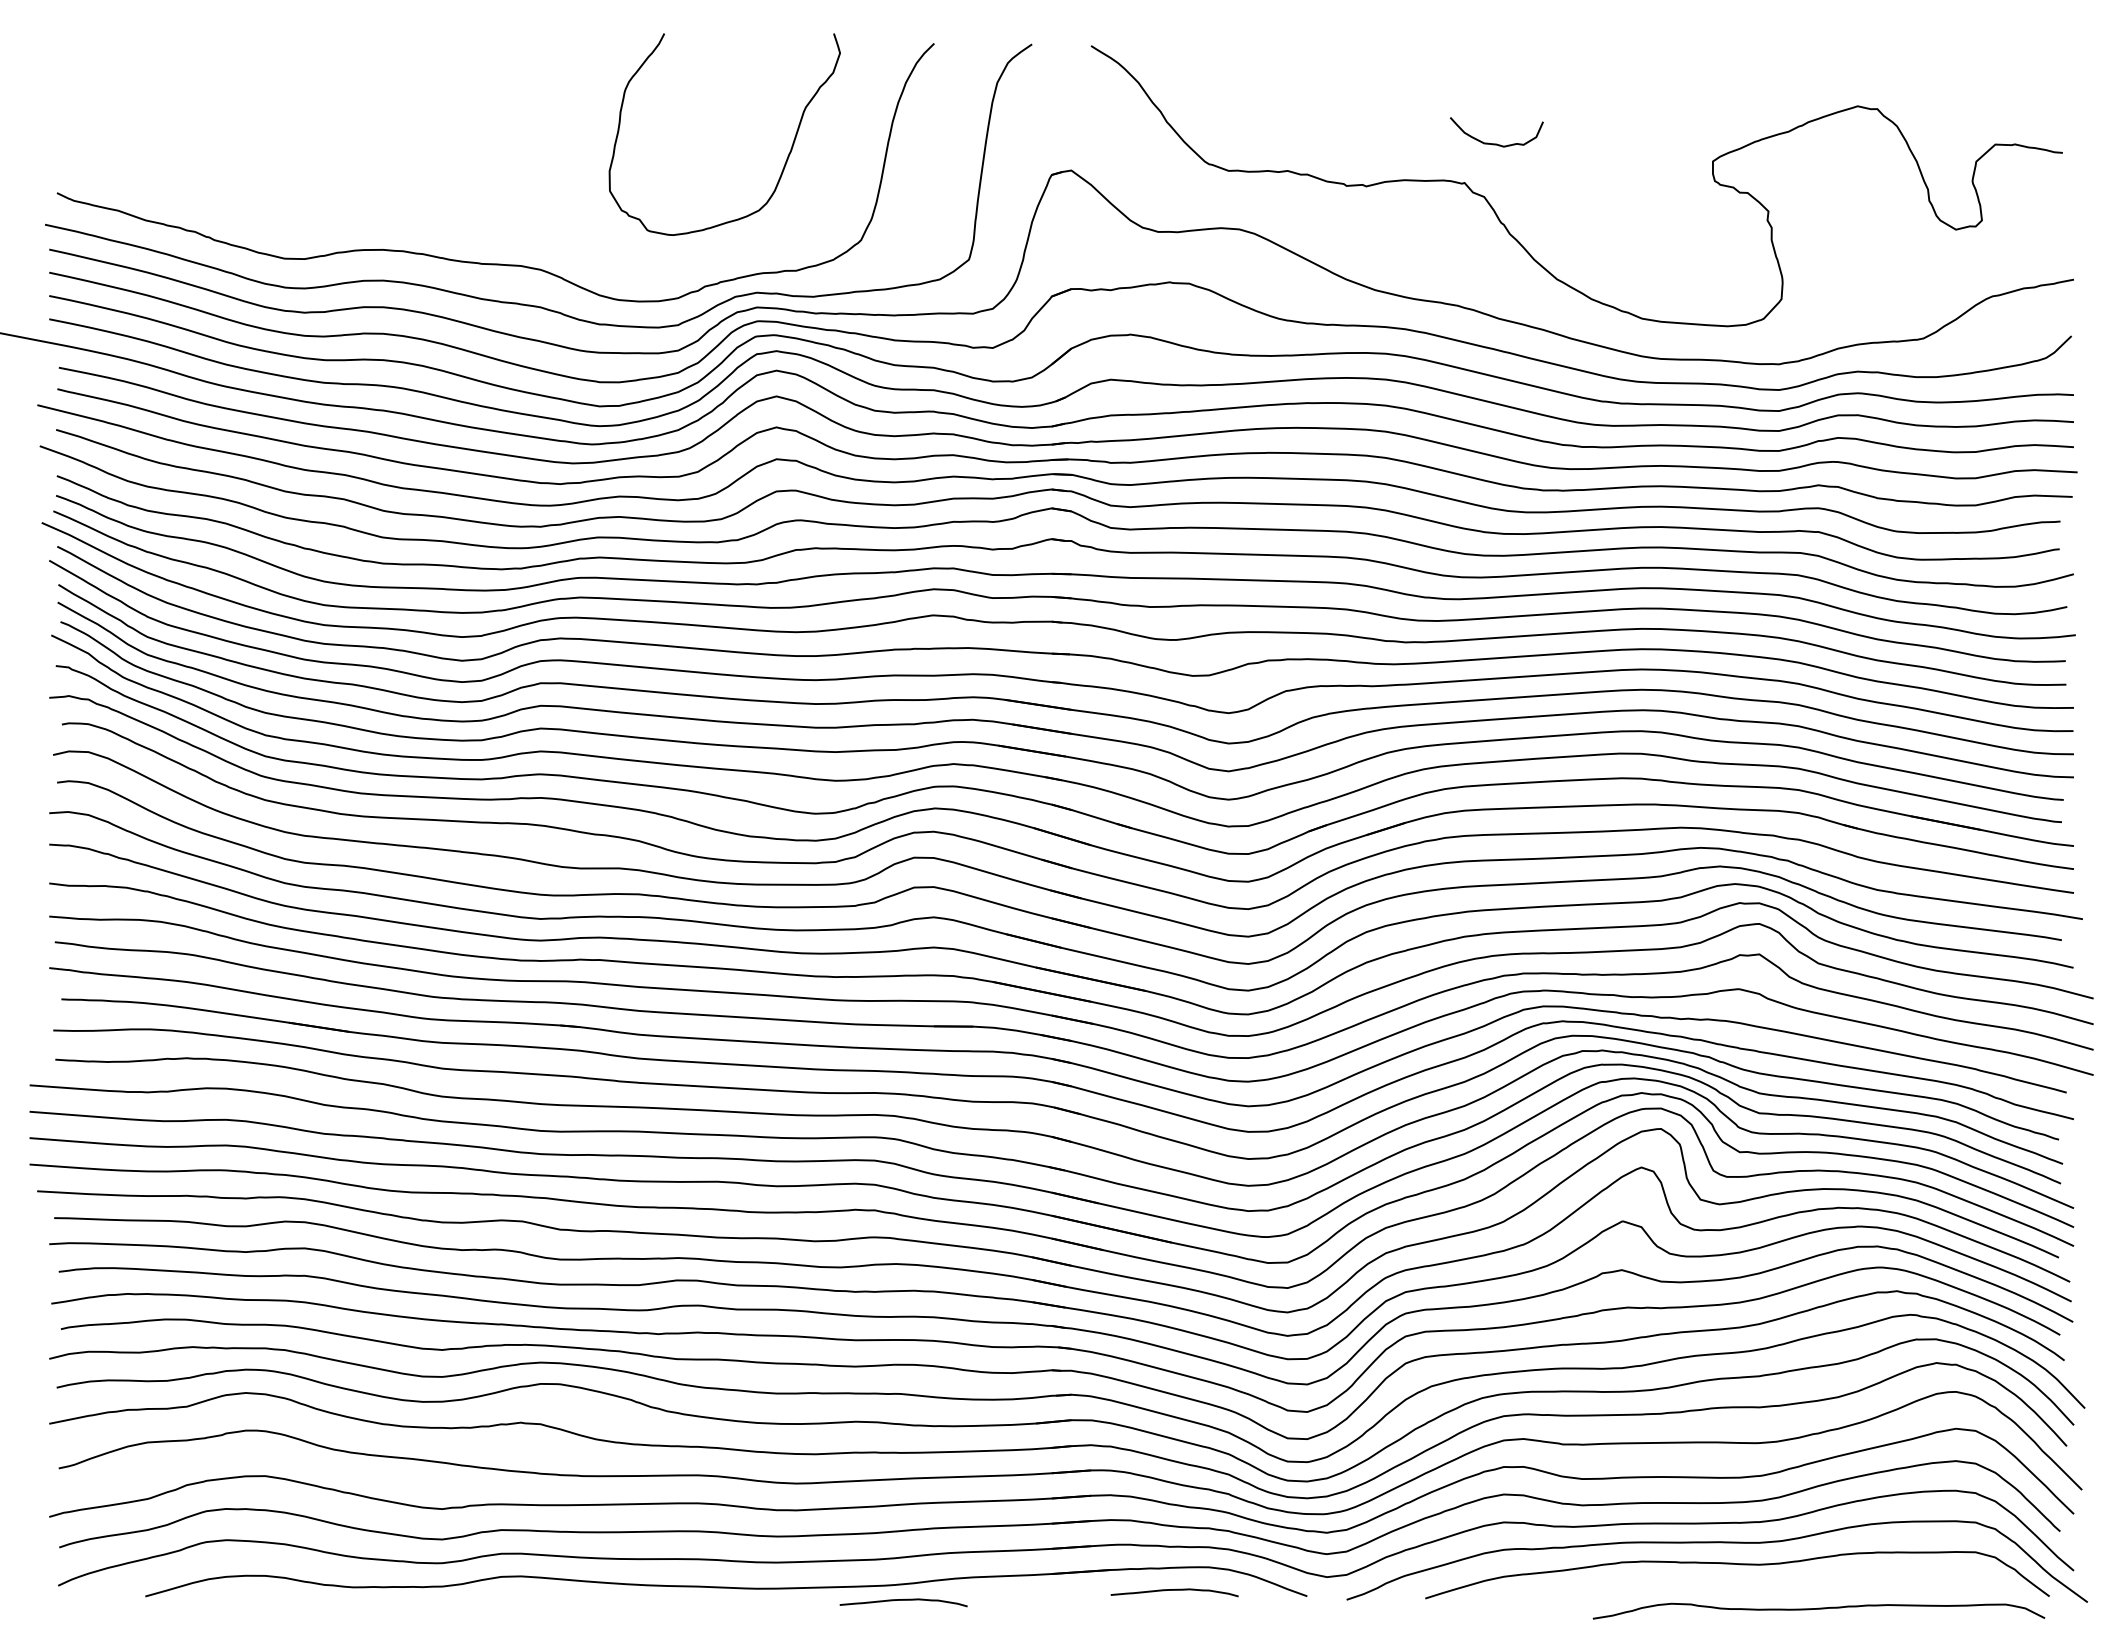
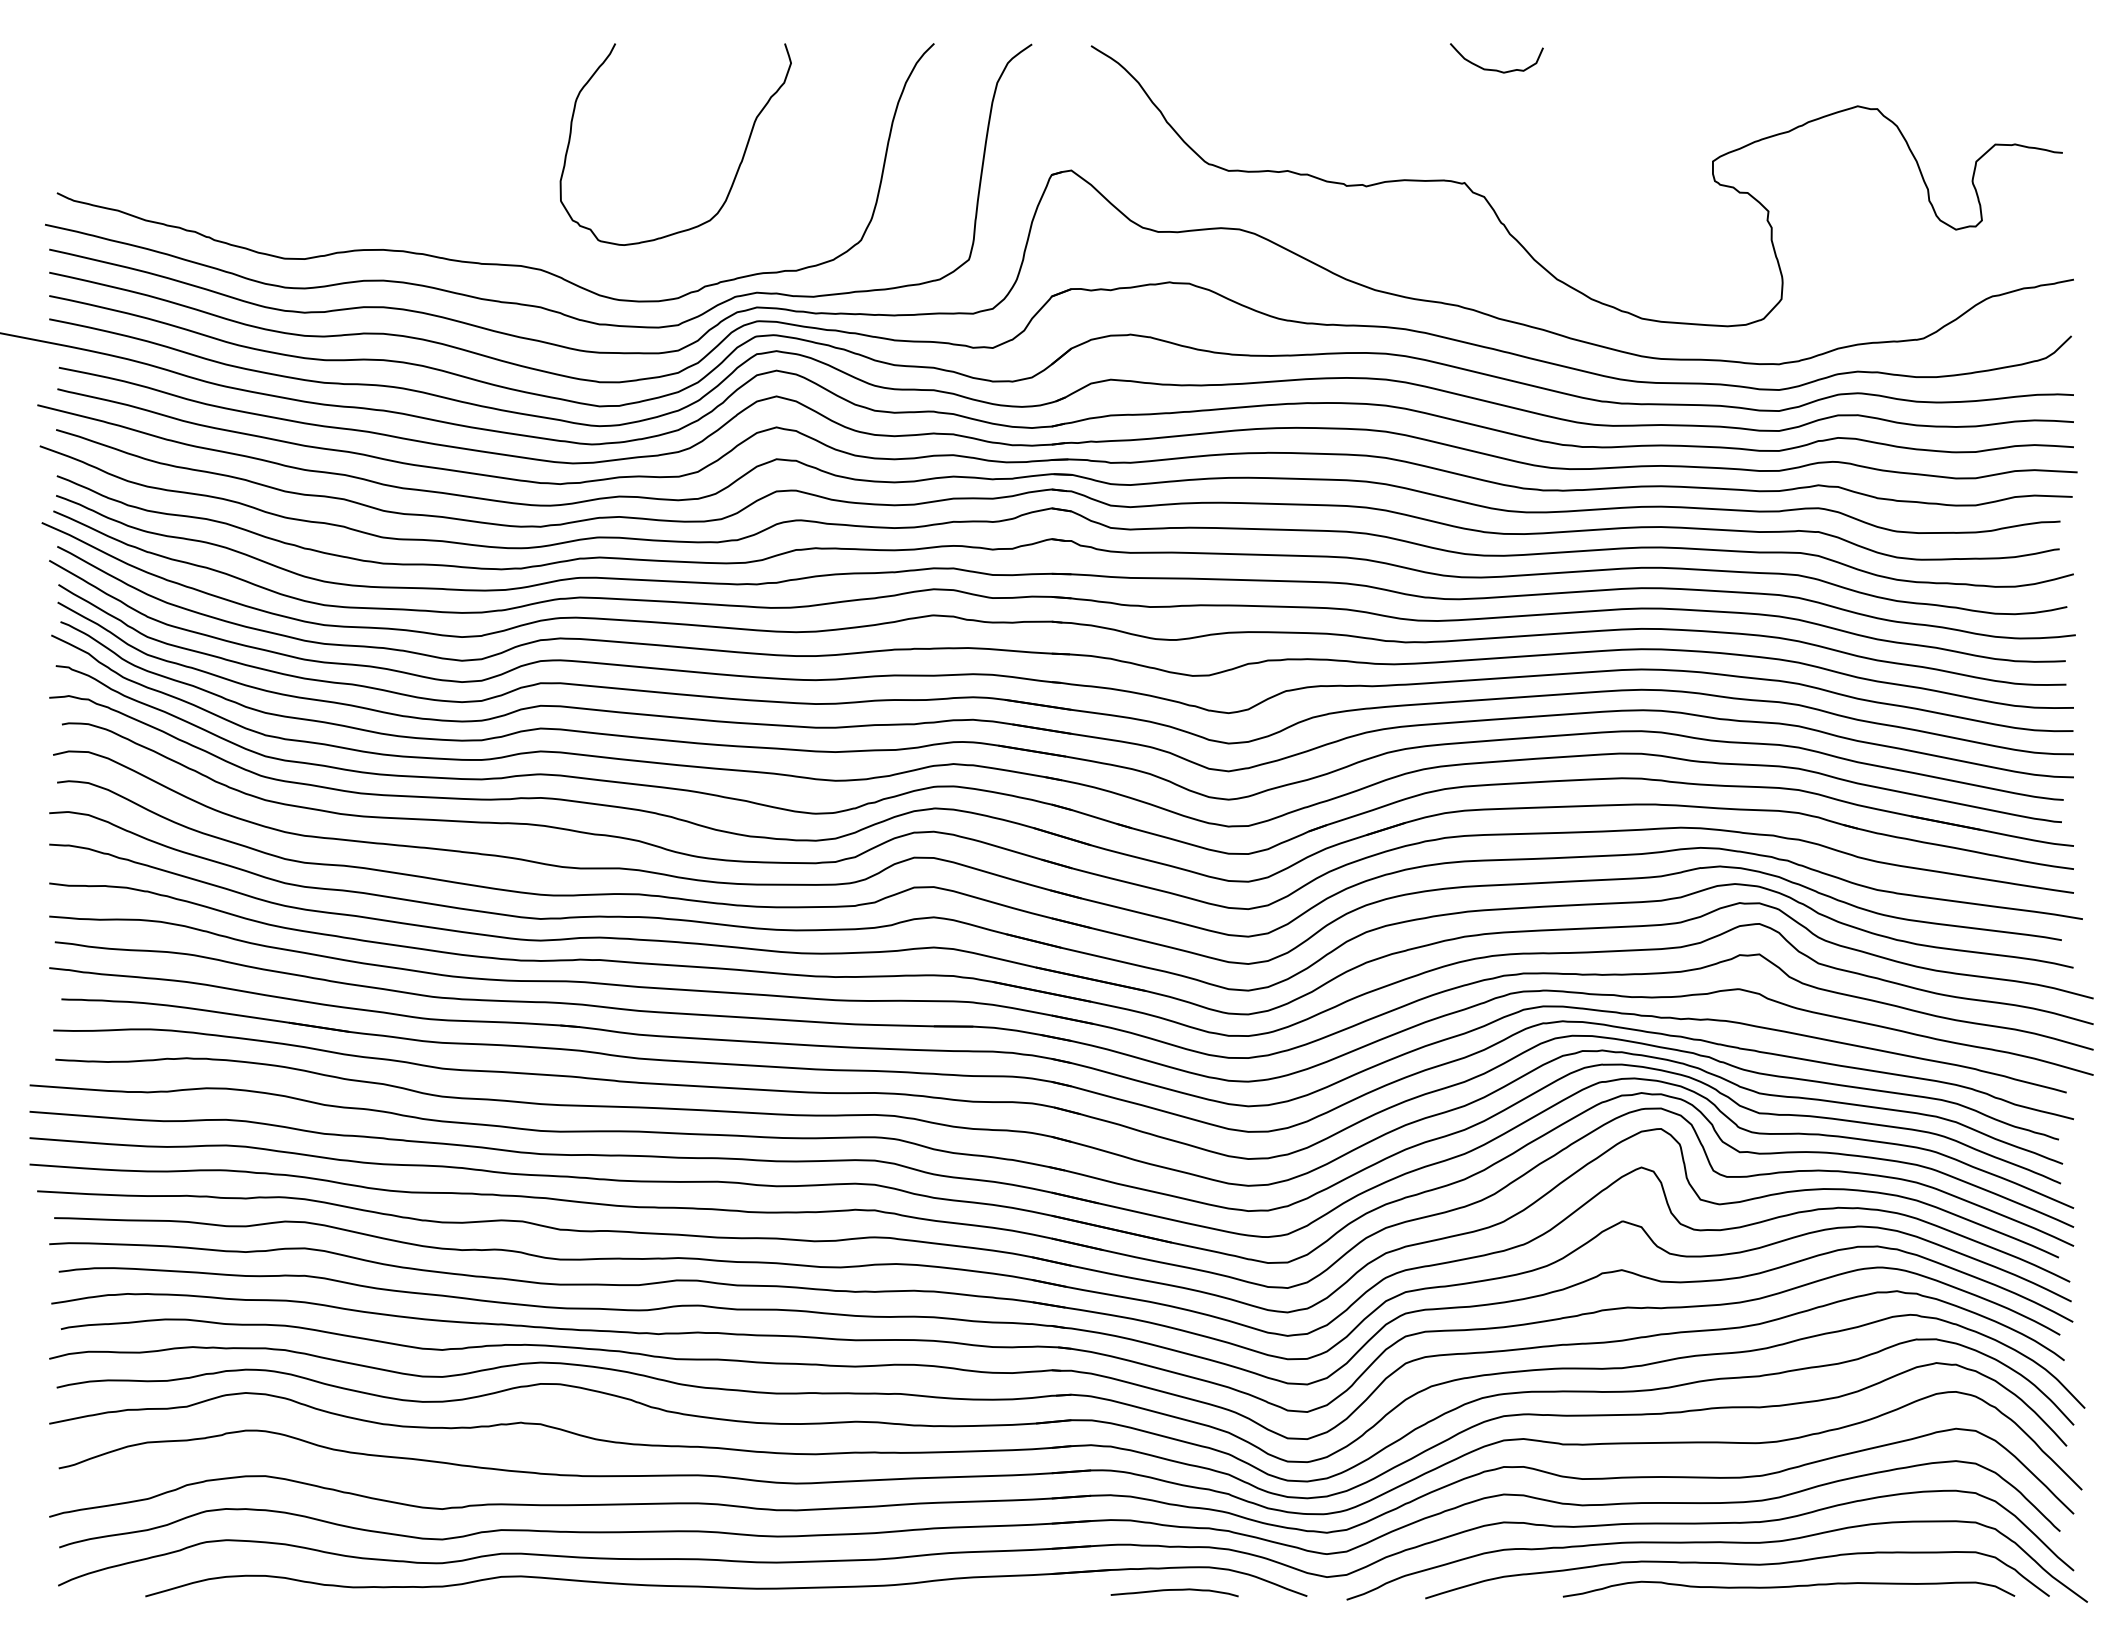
curve position: (1496, 143) -> (1496, 69) (1496, 69)
curve position: (786, 158) -> (737, 168) (737, 168)
curve: present -> none (903, 1600)
curve position: (1818, 1609) -> (1788, 1587) (1788, 1587)
